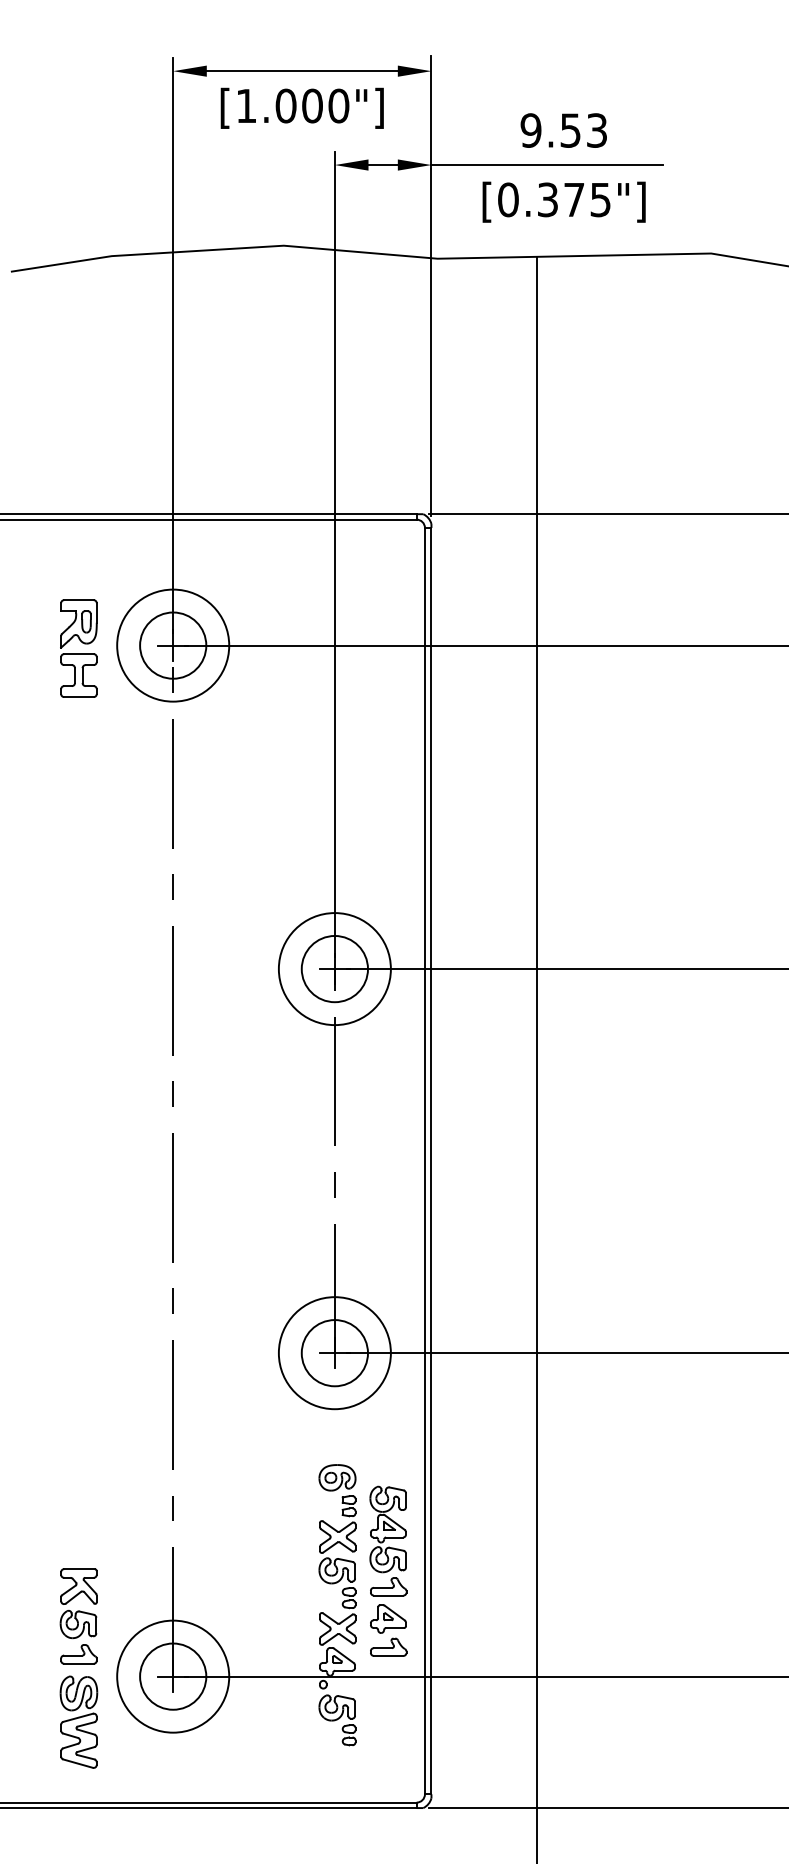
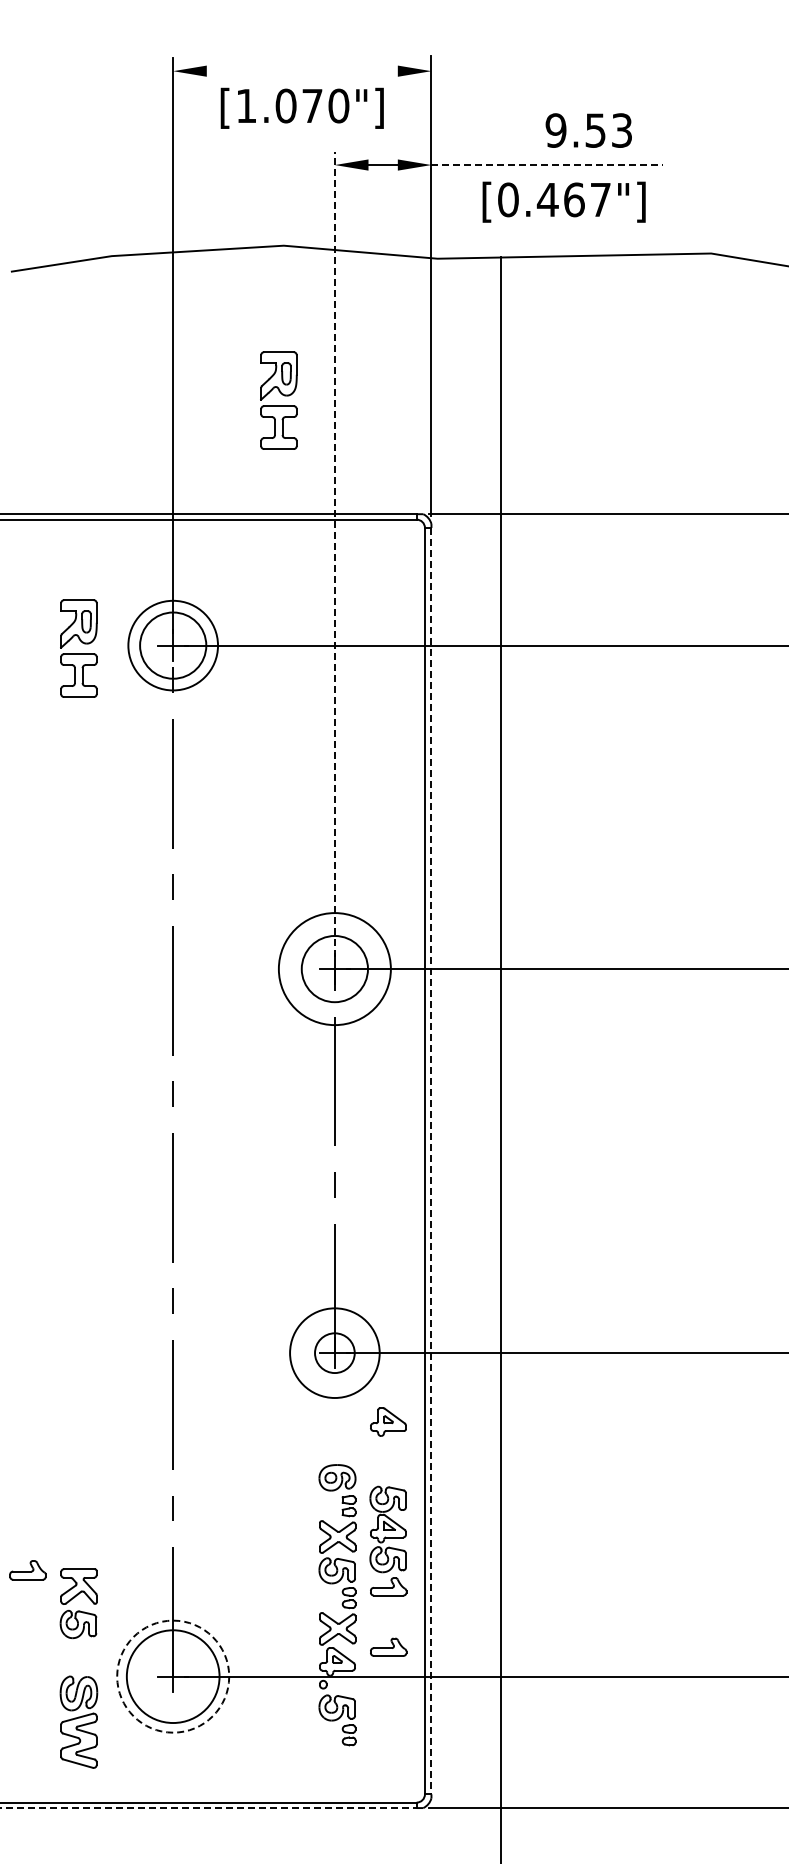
line: present -> none (301, 71)
text: [1.000"] -> [1.070"] (312, 105)
text position: (563, 130) -> (588, 130) (588, 130)
line: solid -> dashed (547, 165)
text: [0.375"] -> [0.467"] (573, 199)
part: none -> present (278, 400)
line: solid -> dashed (334, 553)
circle diameter: 112 px -> 90 px (173, 645)
line position: (536, 1058) -> (500, 1058) (500, 1058)
line: solid -> dashed (431, 1161)
circle diameter: 112 px -> 90 px (334, 1353)
circle diameter: 66 px -> 40 px (334, 1353)
part position: (388, 1618) -> (388, 1421) (388, 1421)
part position: (78, 1654) -> (27, 1570) (27, 1570)
circle diameter: 66 px -> 93 px (172, 1676)
circle: solid -> dashed (173, 1676)
line: solid -> dashed (208, 1808)
